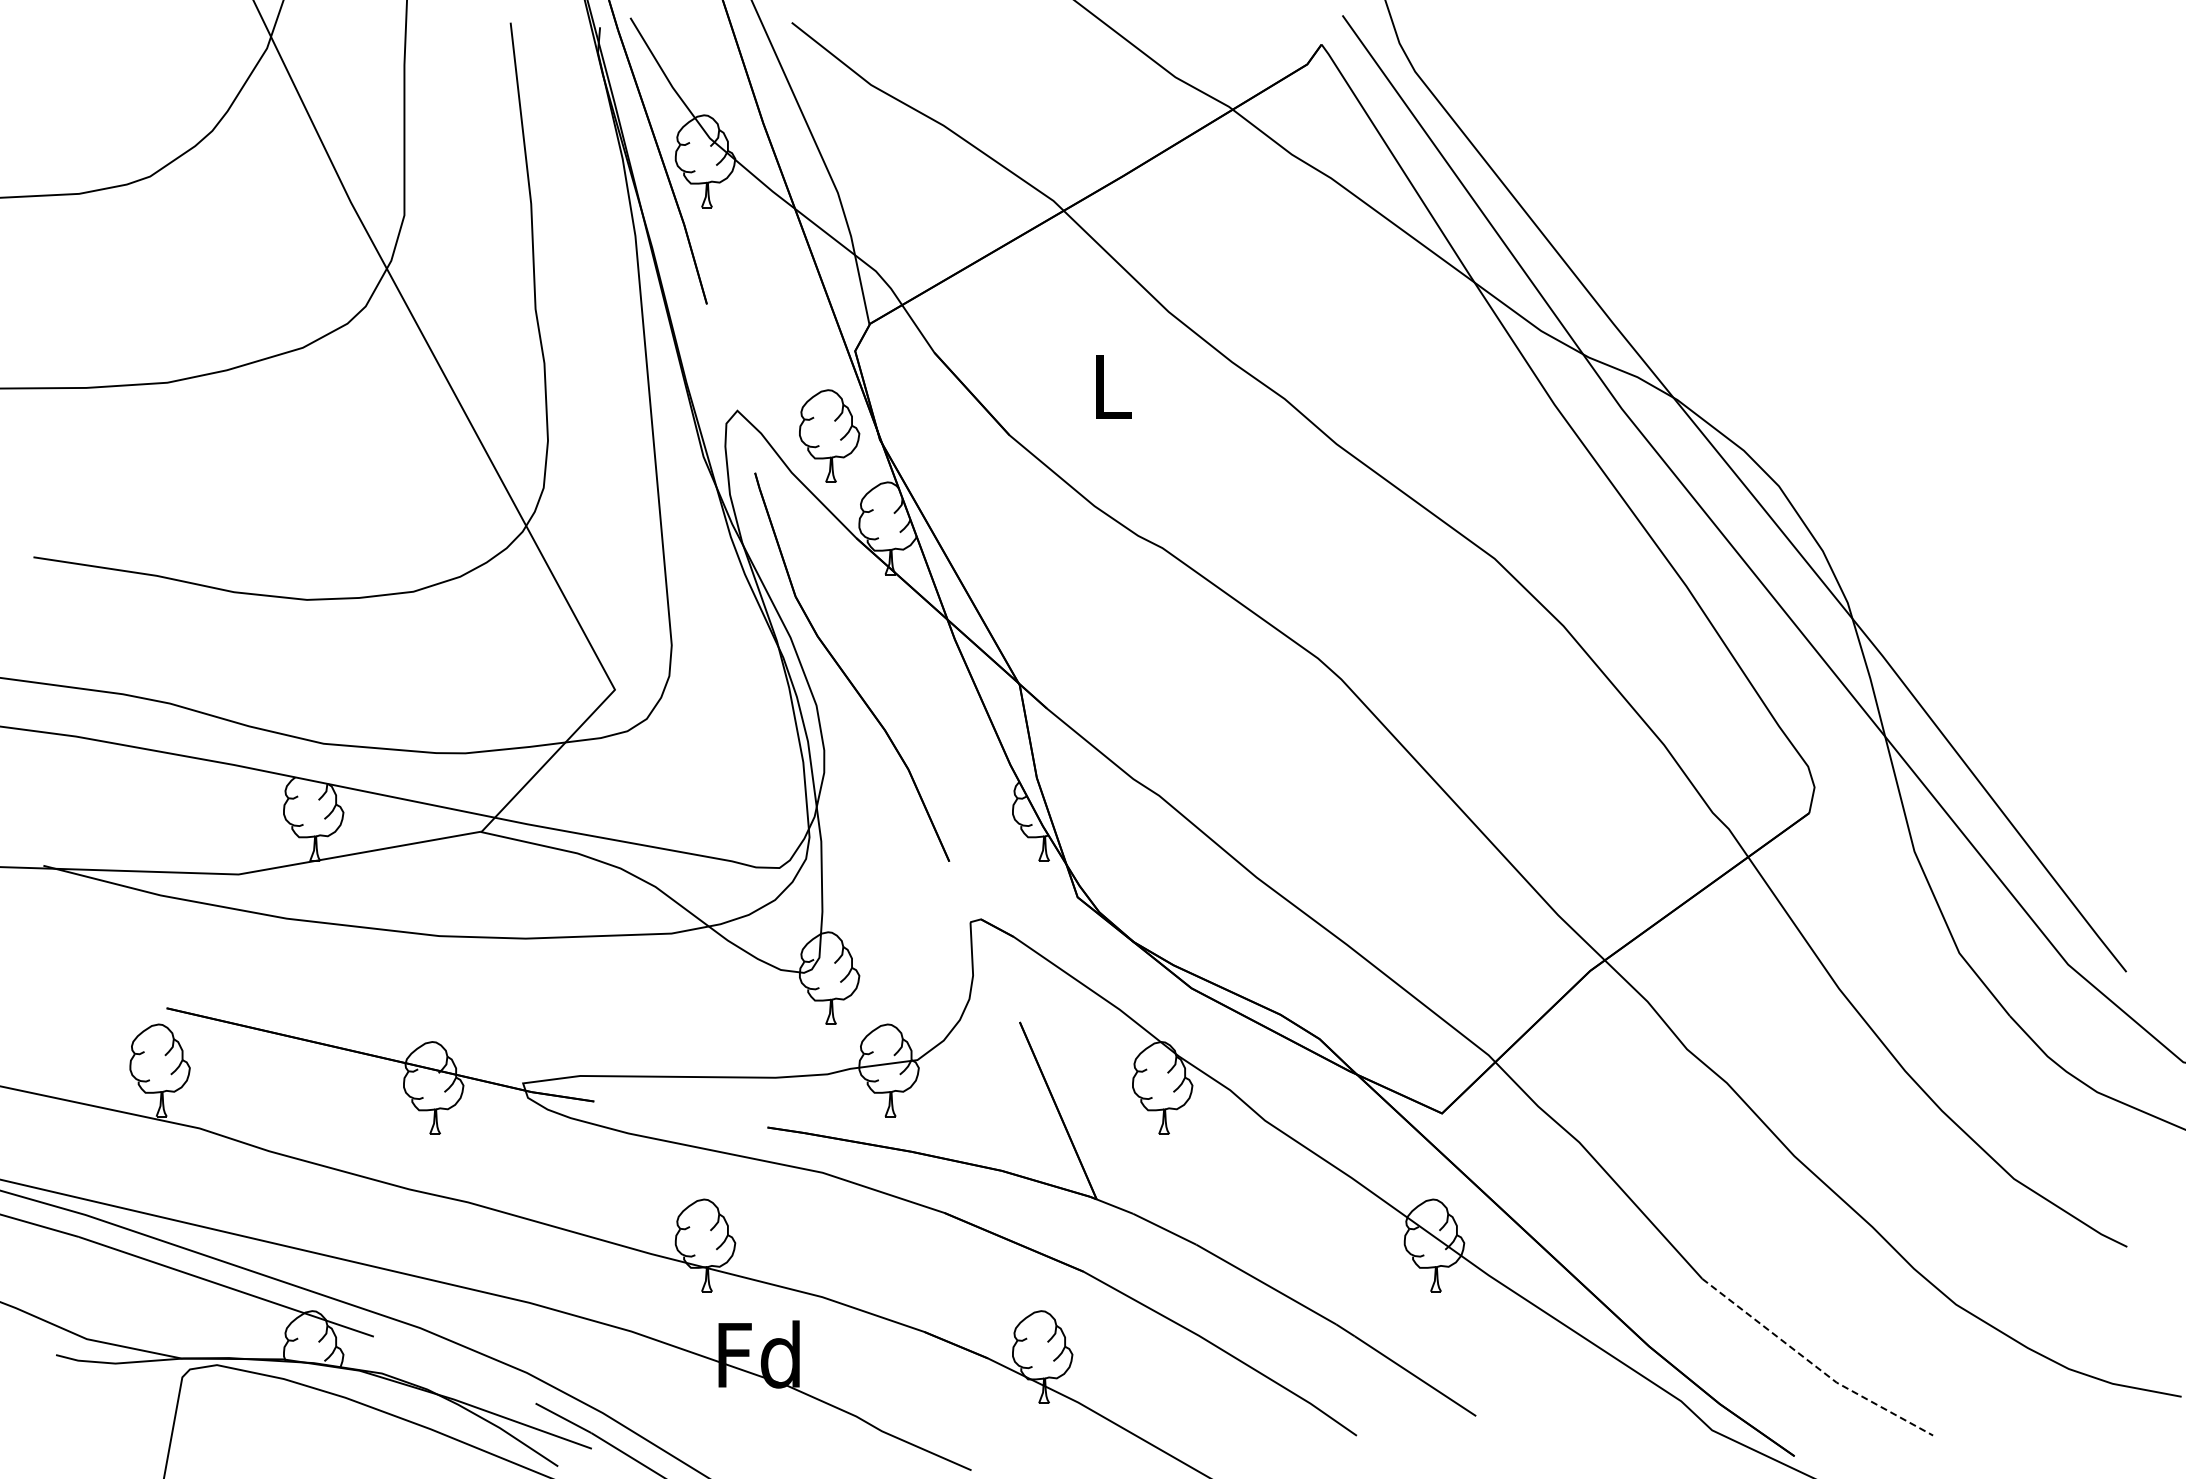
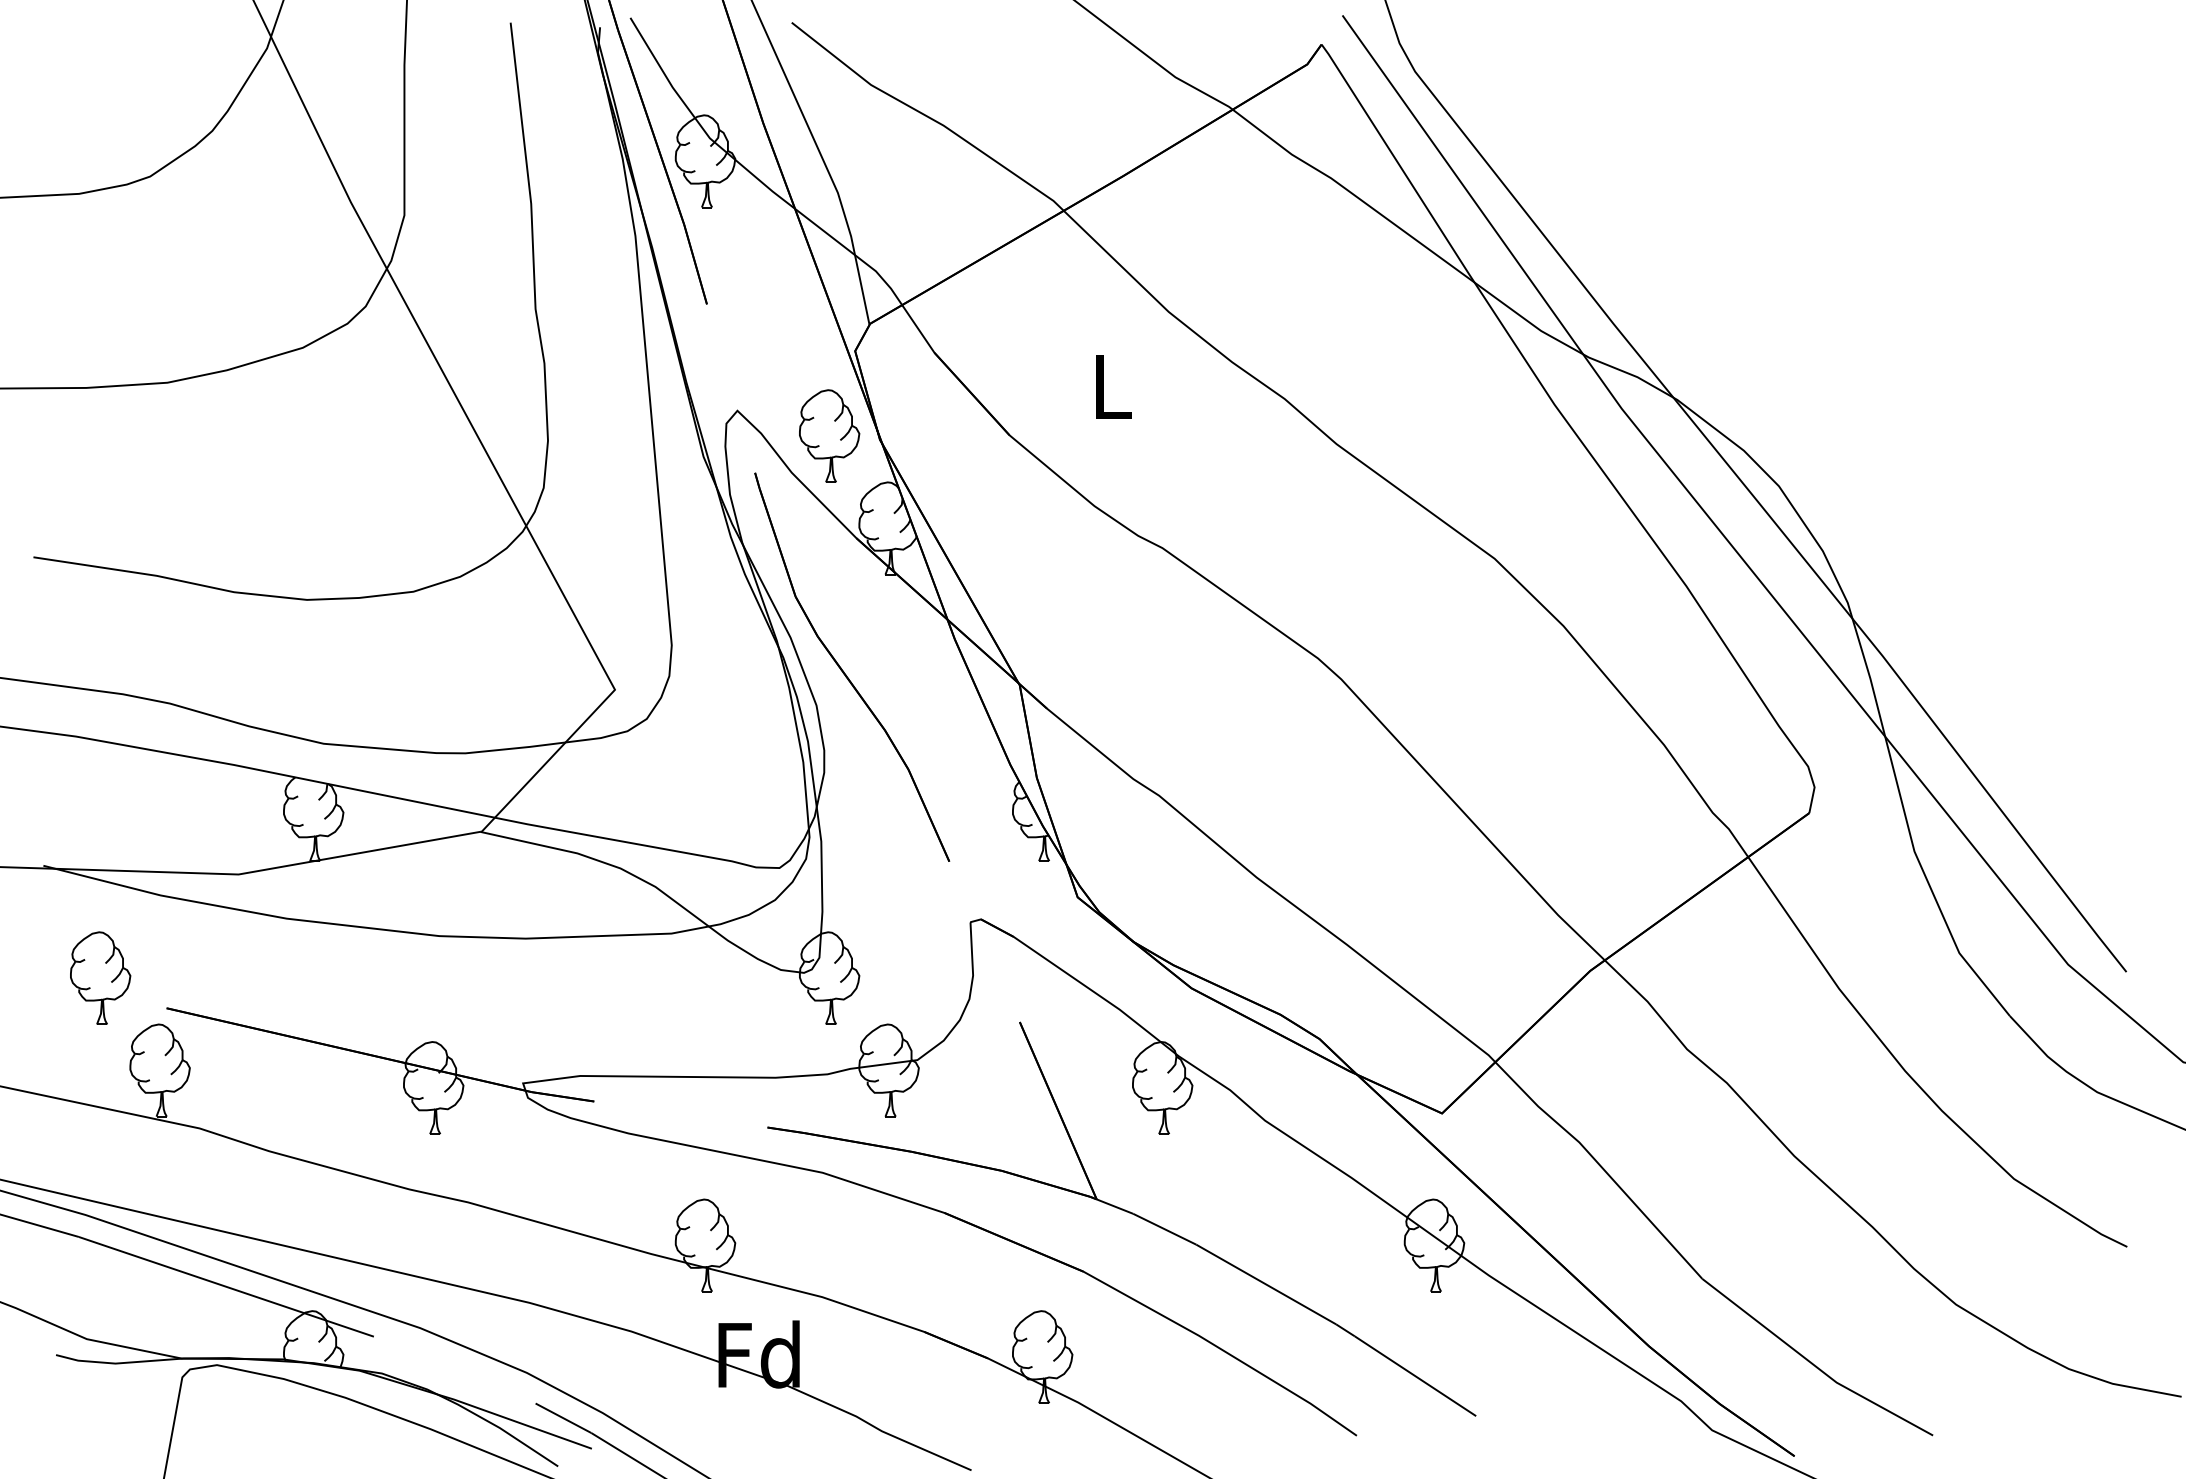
part: none -> present (100, 977)
line: dashed -> solid (1813, 1364)
